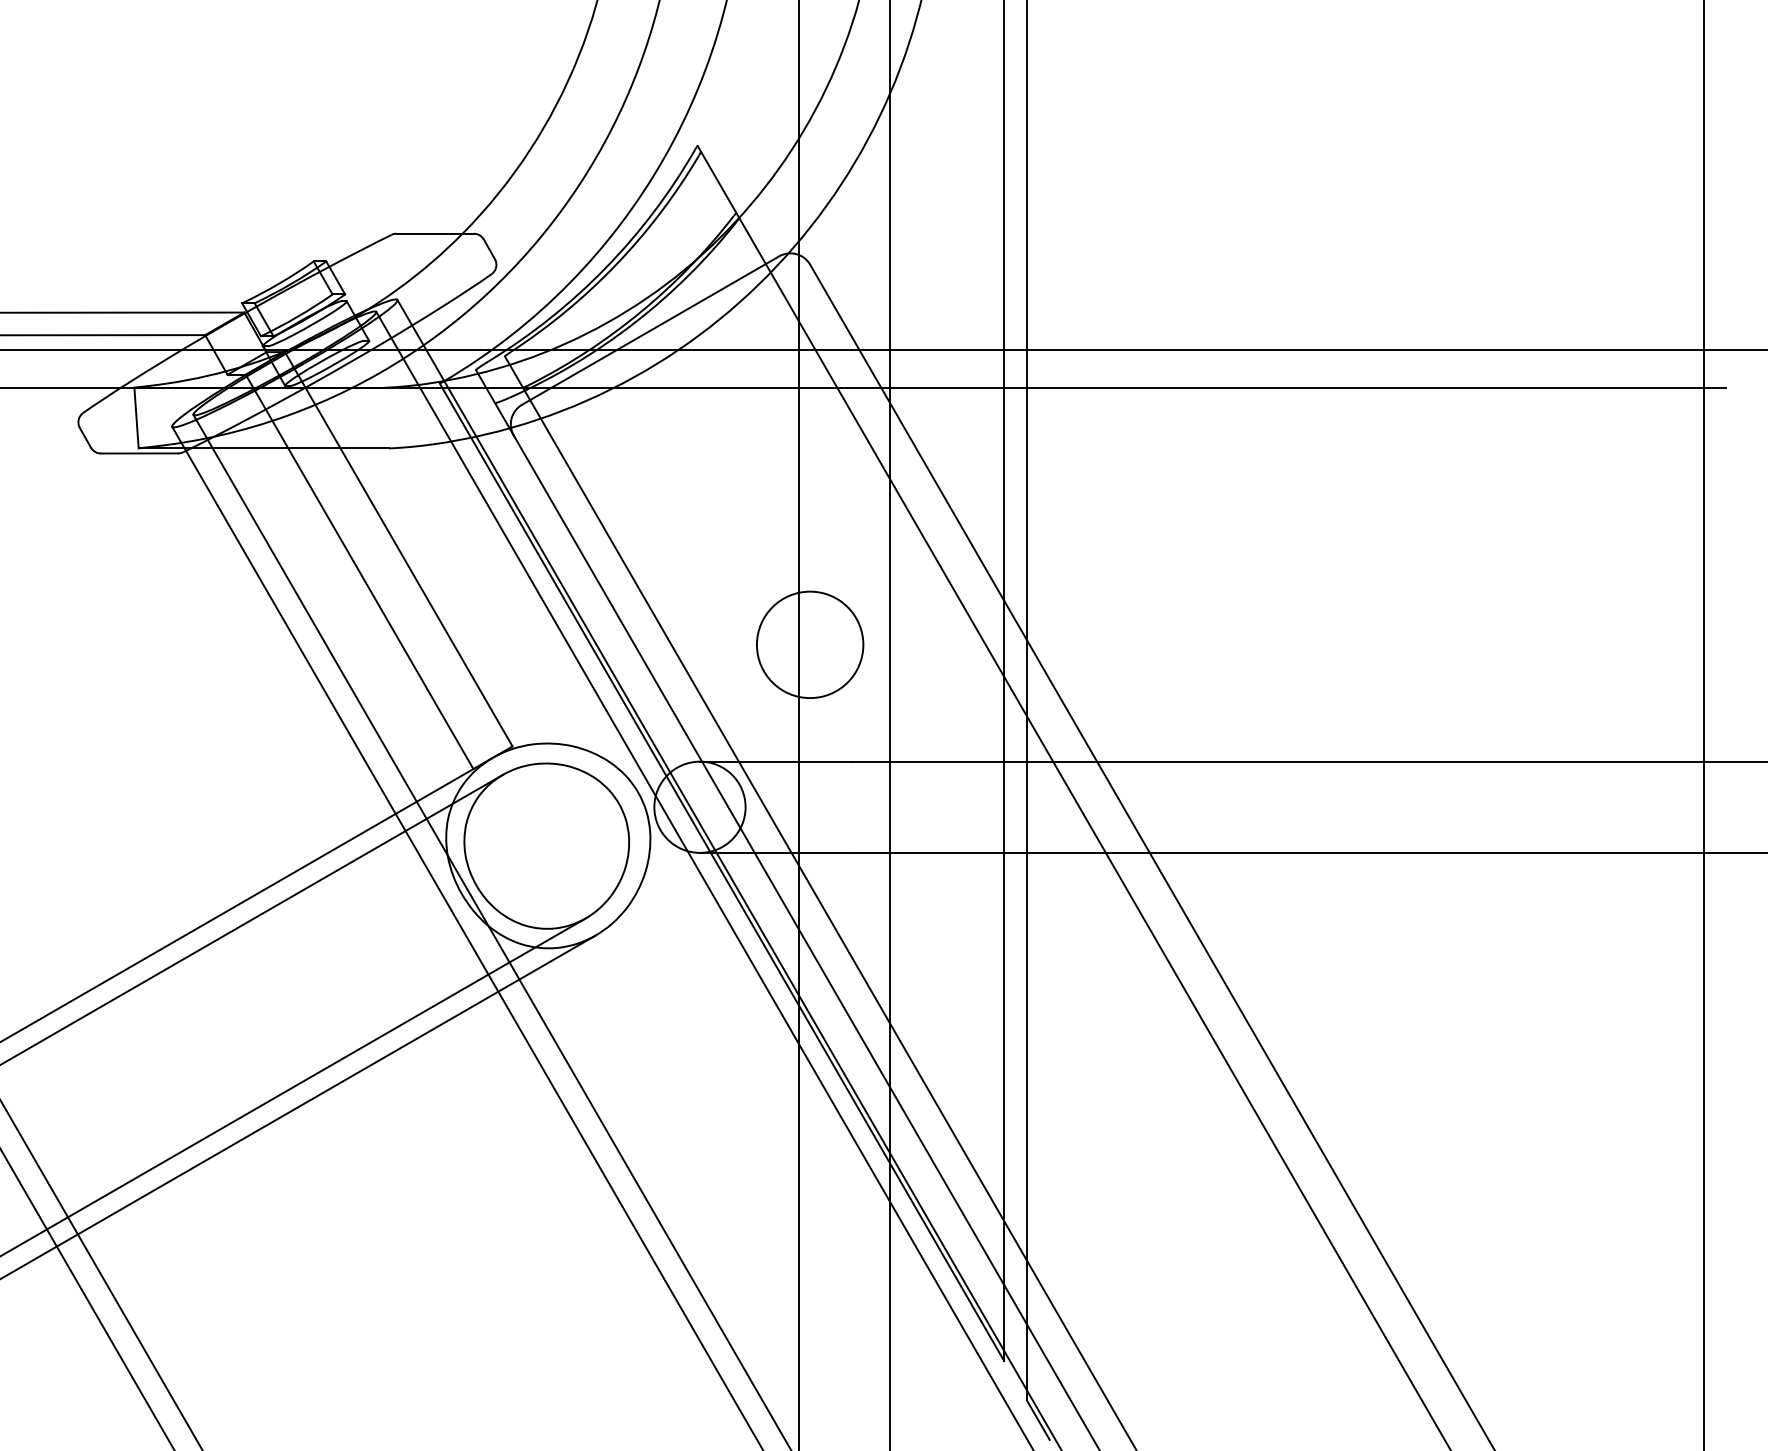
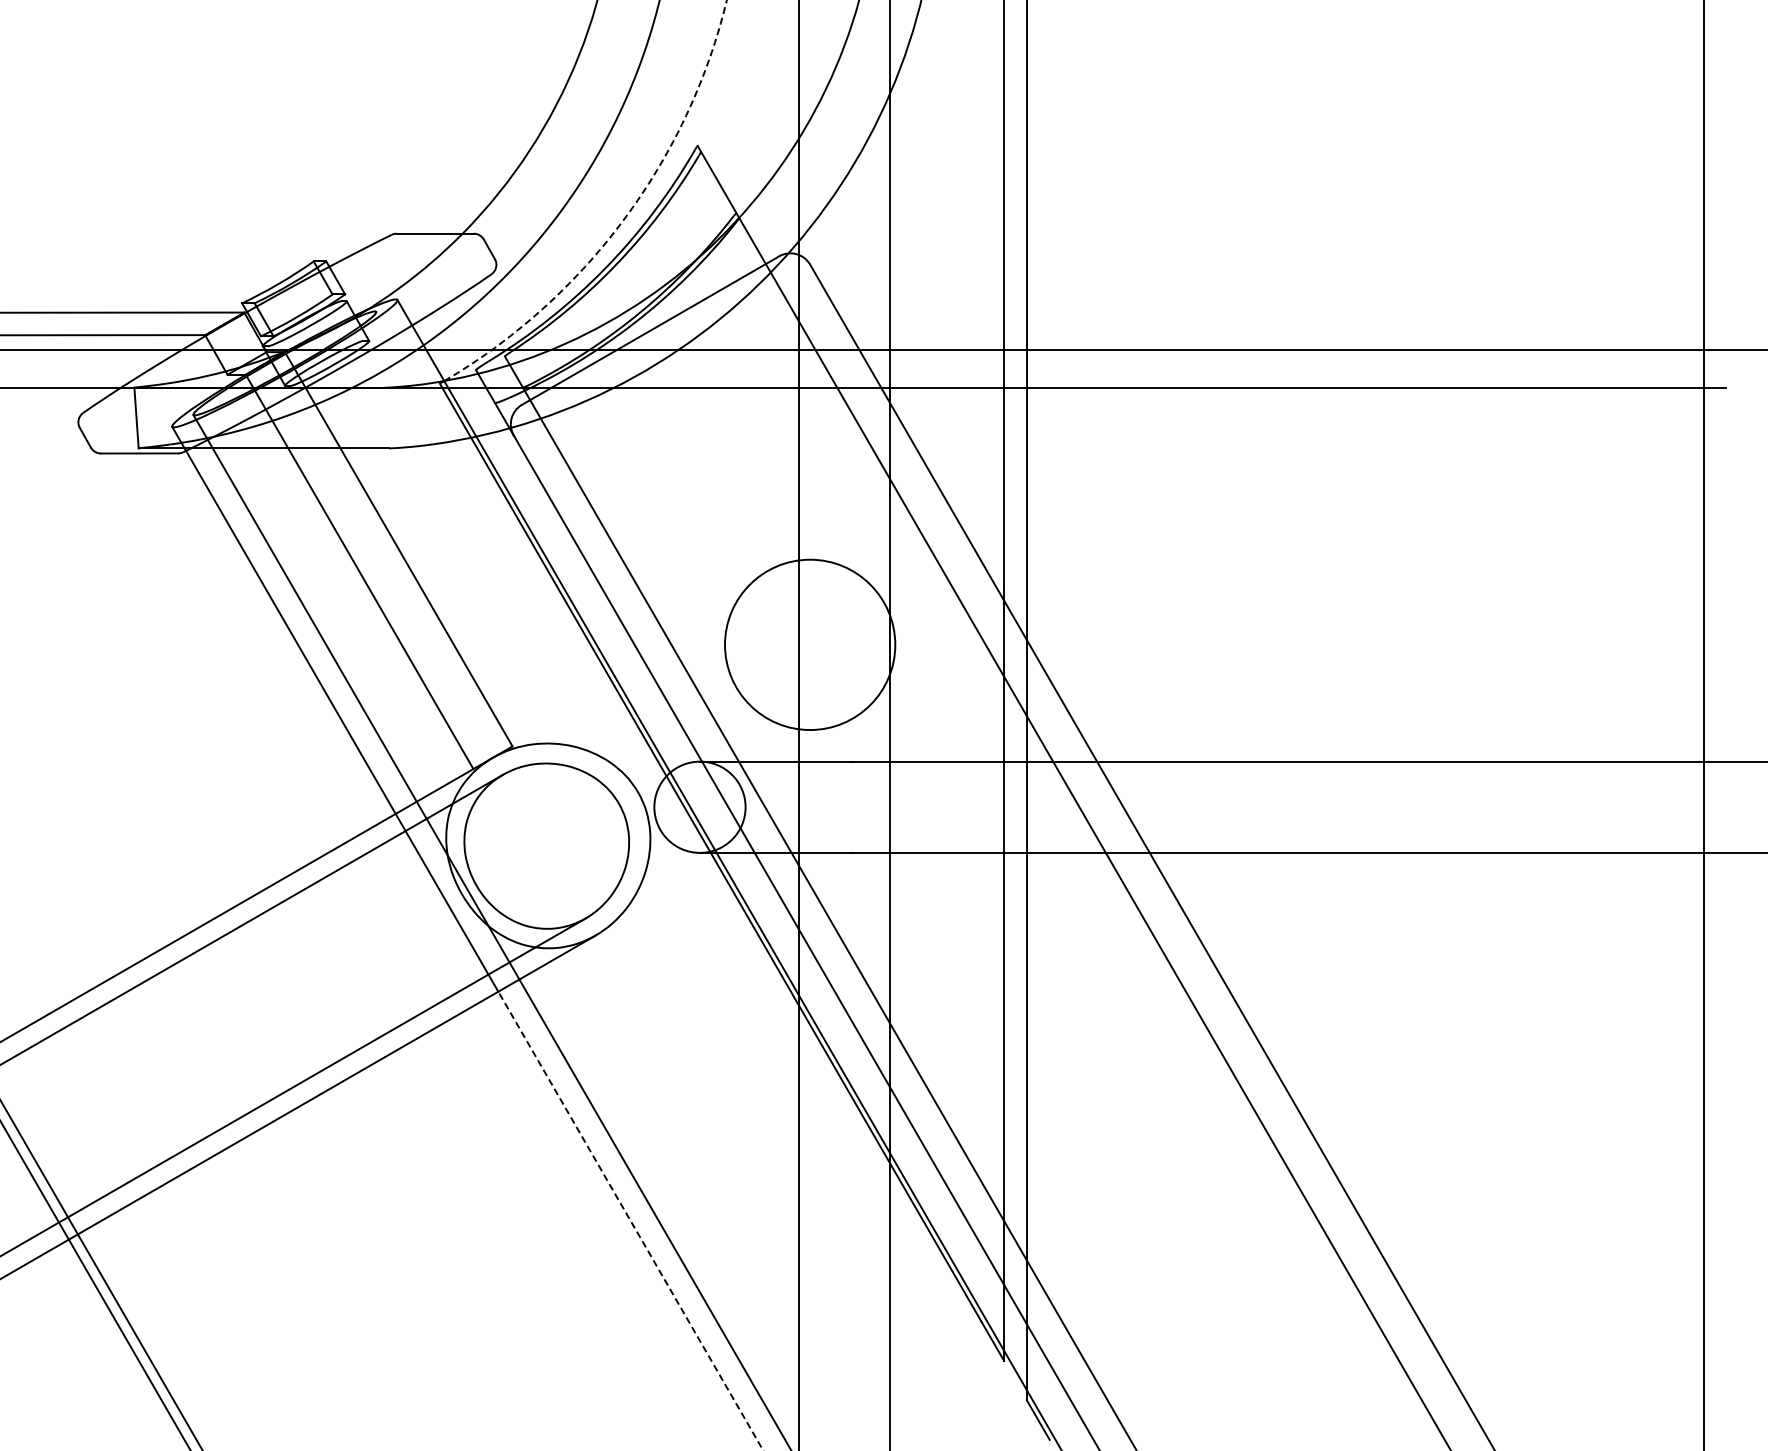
arc: solid -> dashed (624, 218)
circle diameter: 106 px -> 170 px (810, 644)
line: present -> none (703, 879)
line: solid -> dashed (630, 1220)
line position: (87, 1299) -> (95, 1285) (95, 1285)
